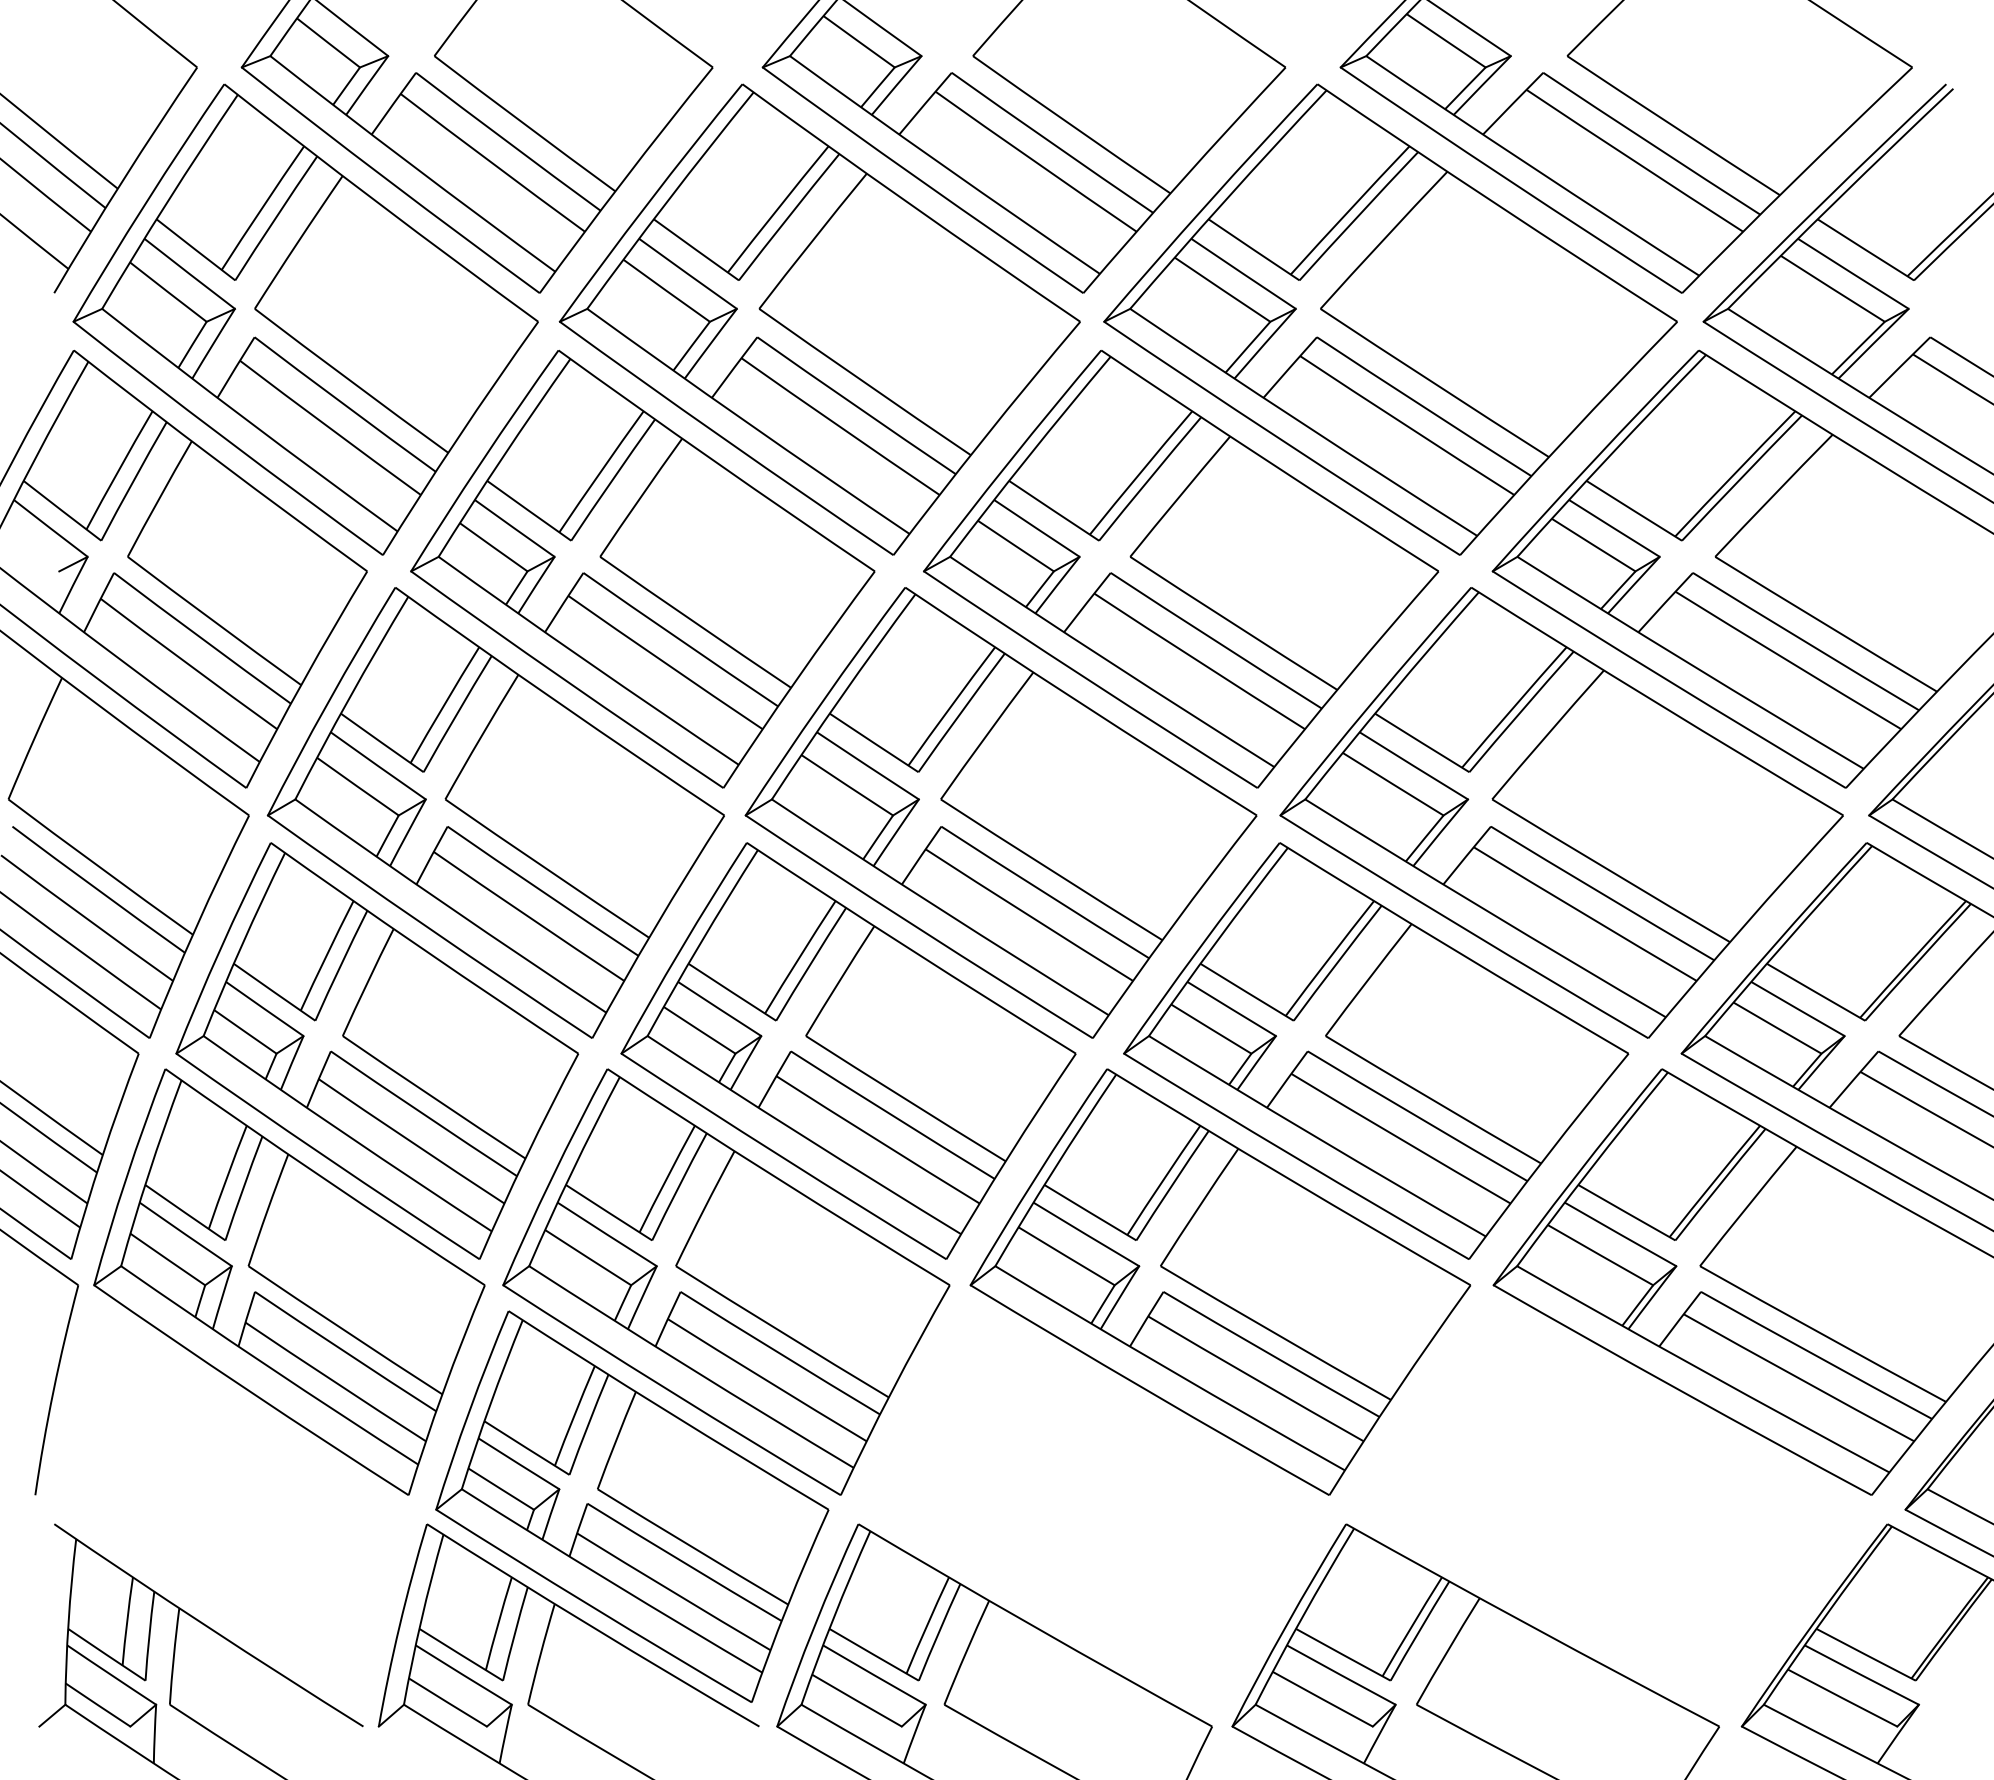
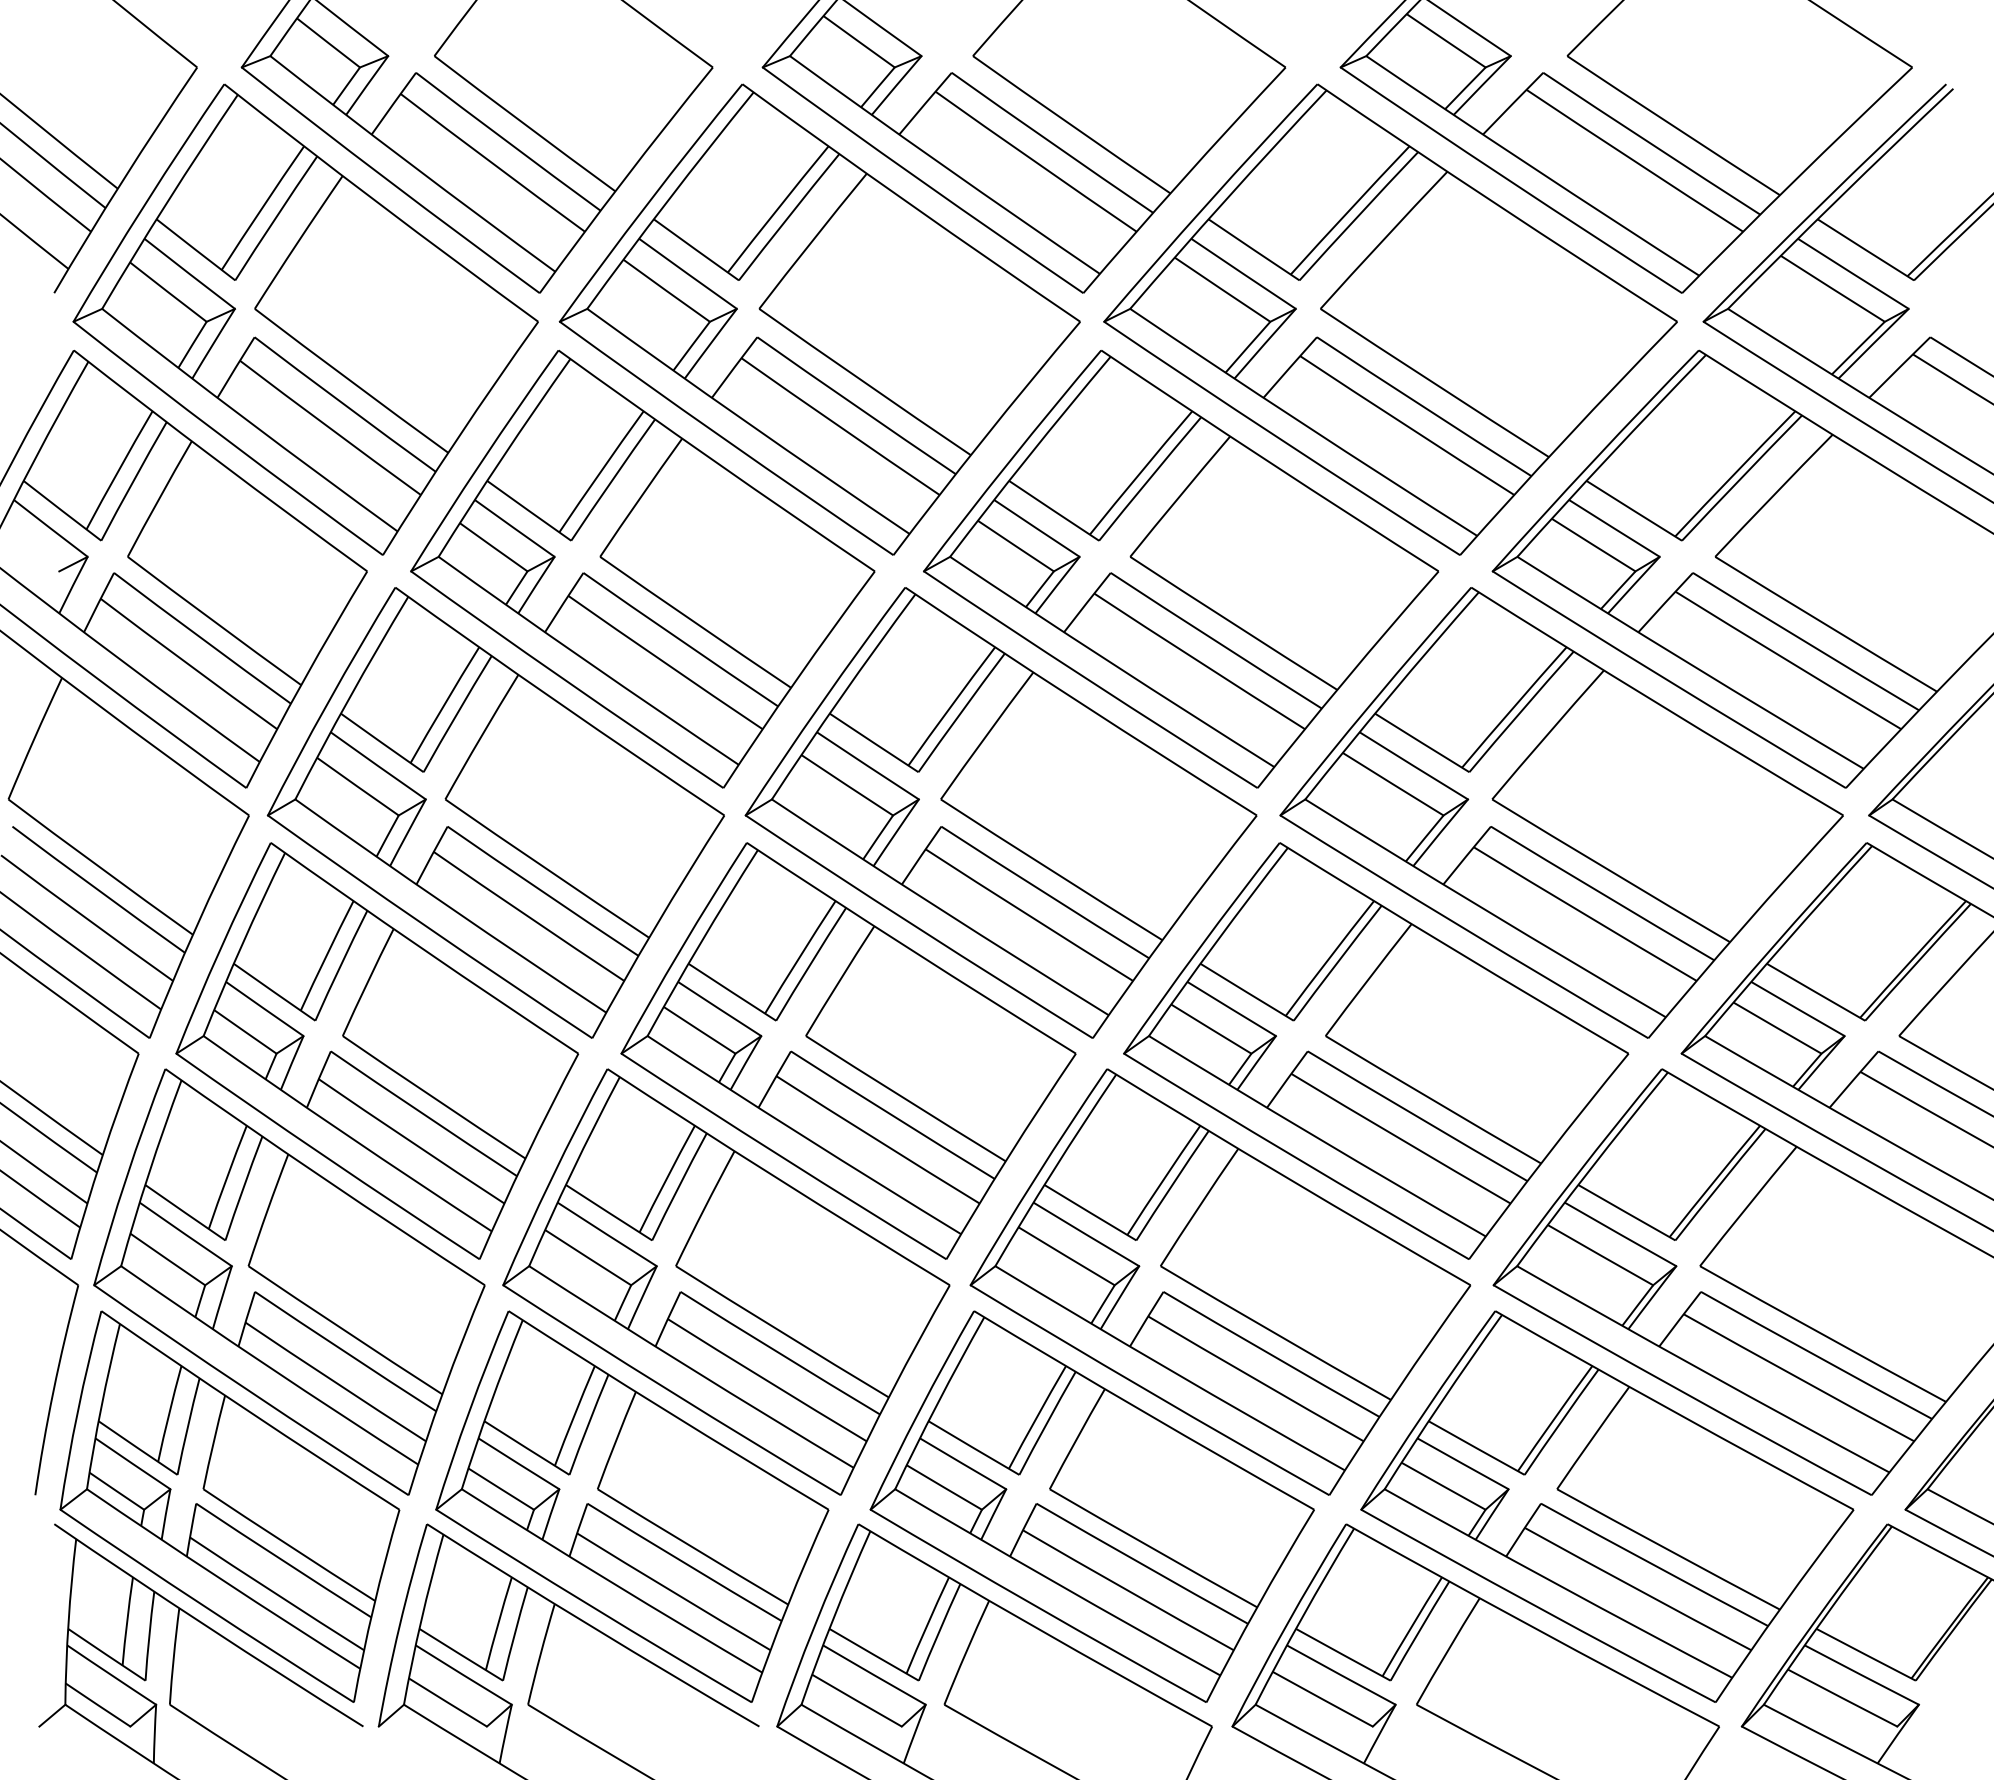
part: none -> present (229, 1506)
part: none -> present (1091, 1506)
part: none -> present (1607, 1506)
